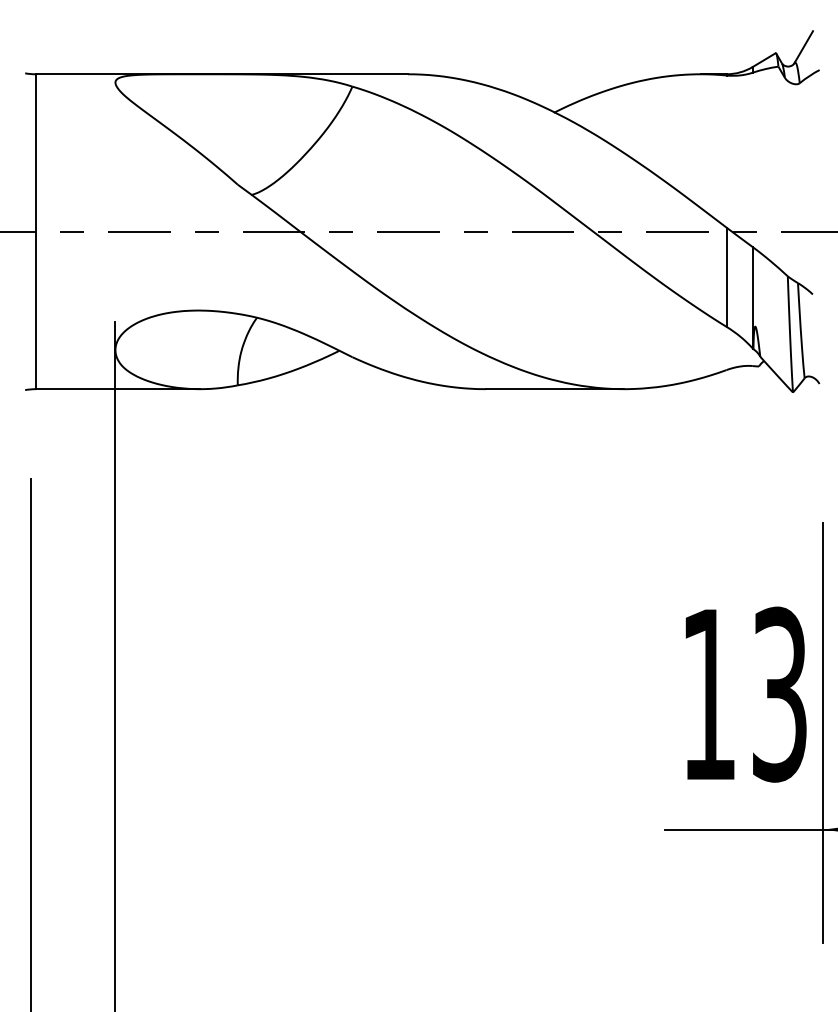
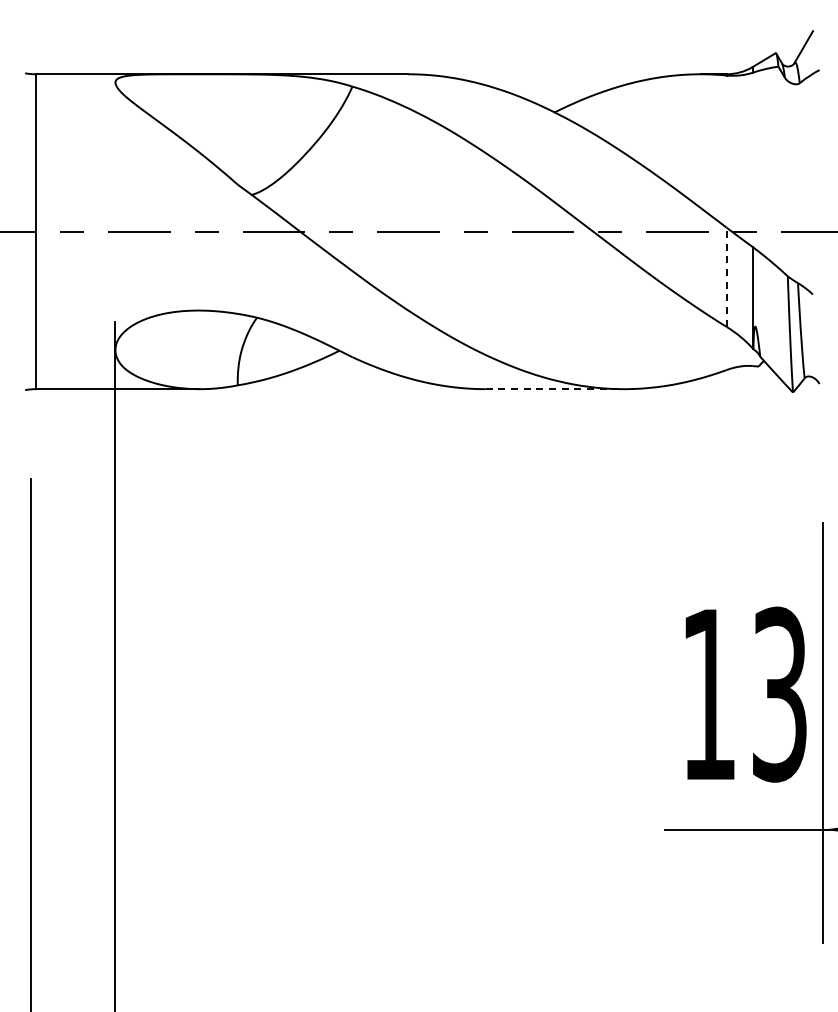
line: solid -> dashed (726, 277)
line: solid -> dashed (555, 389)
